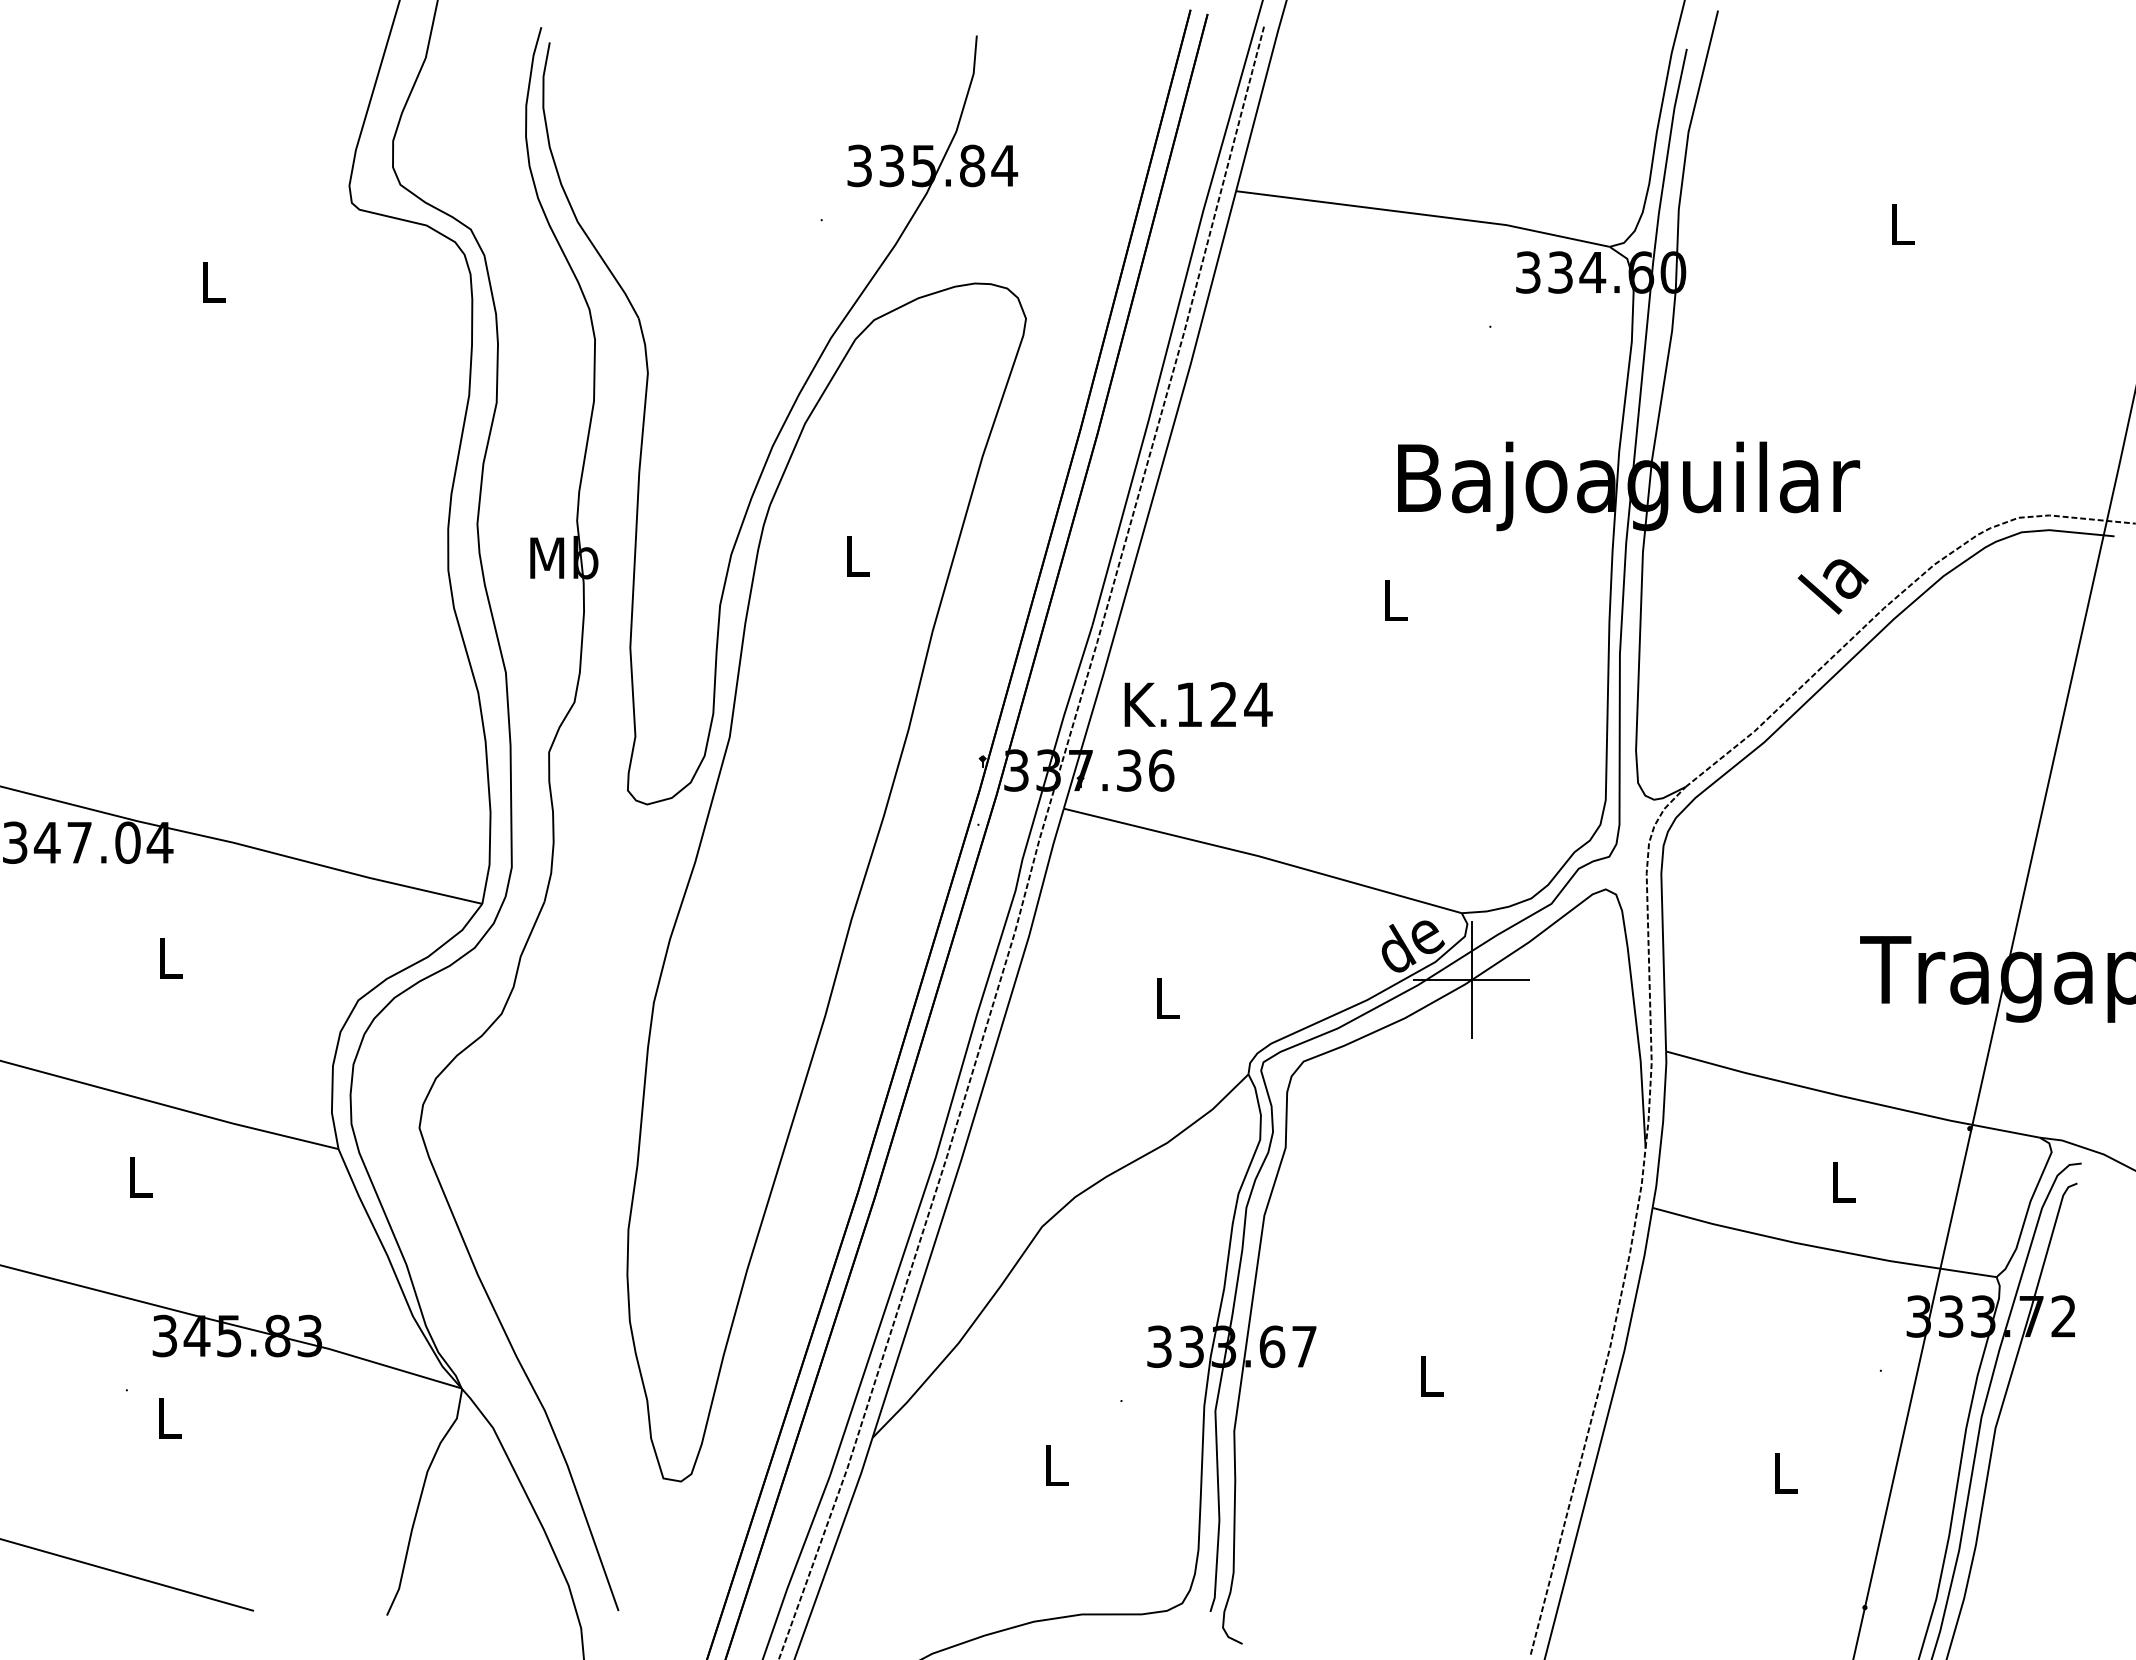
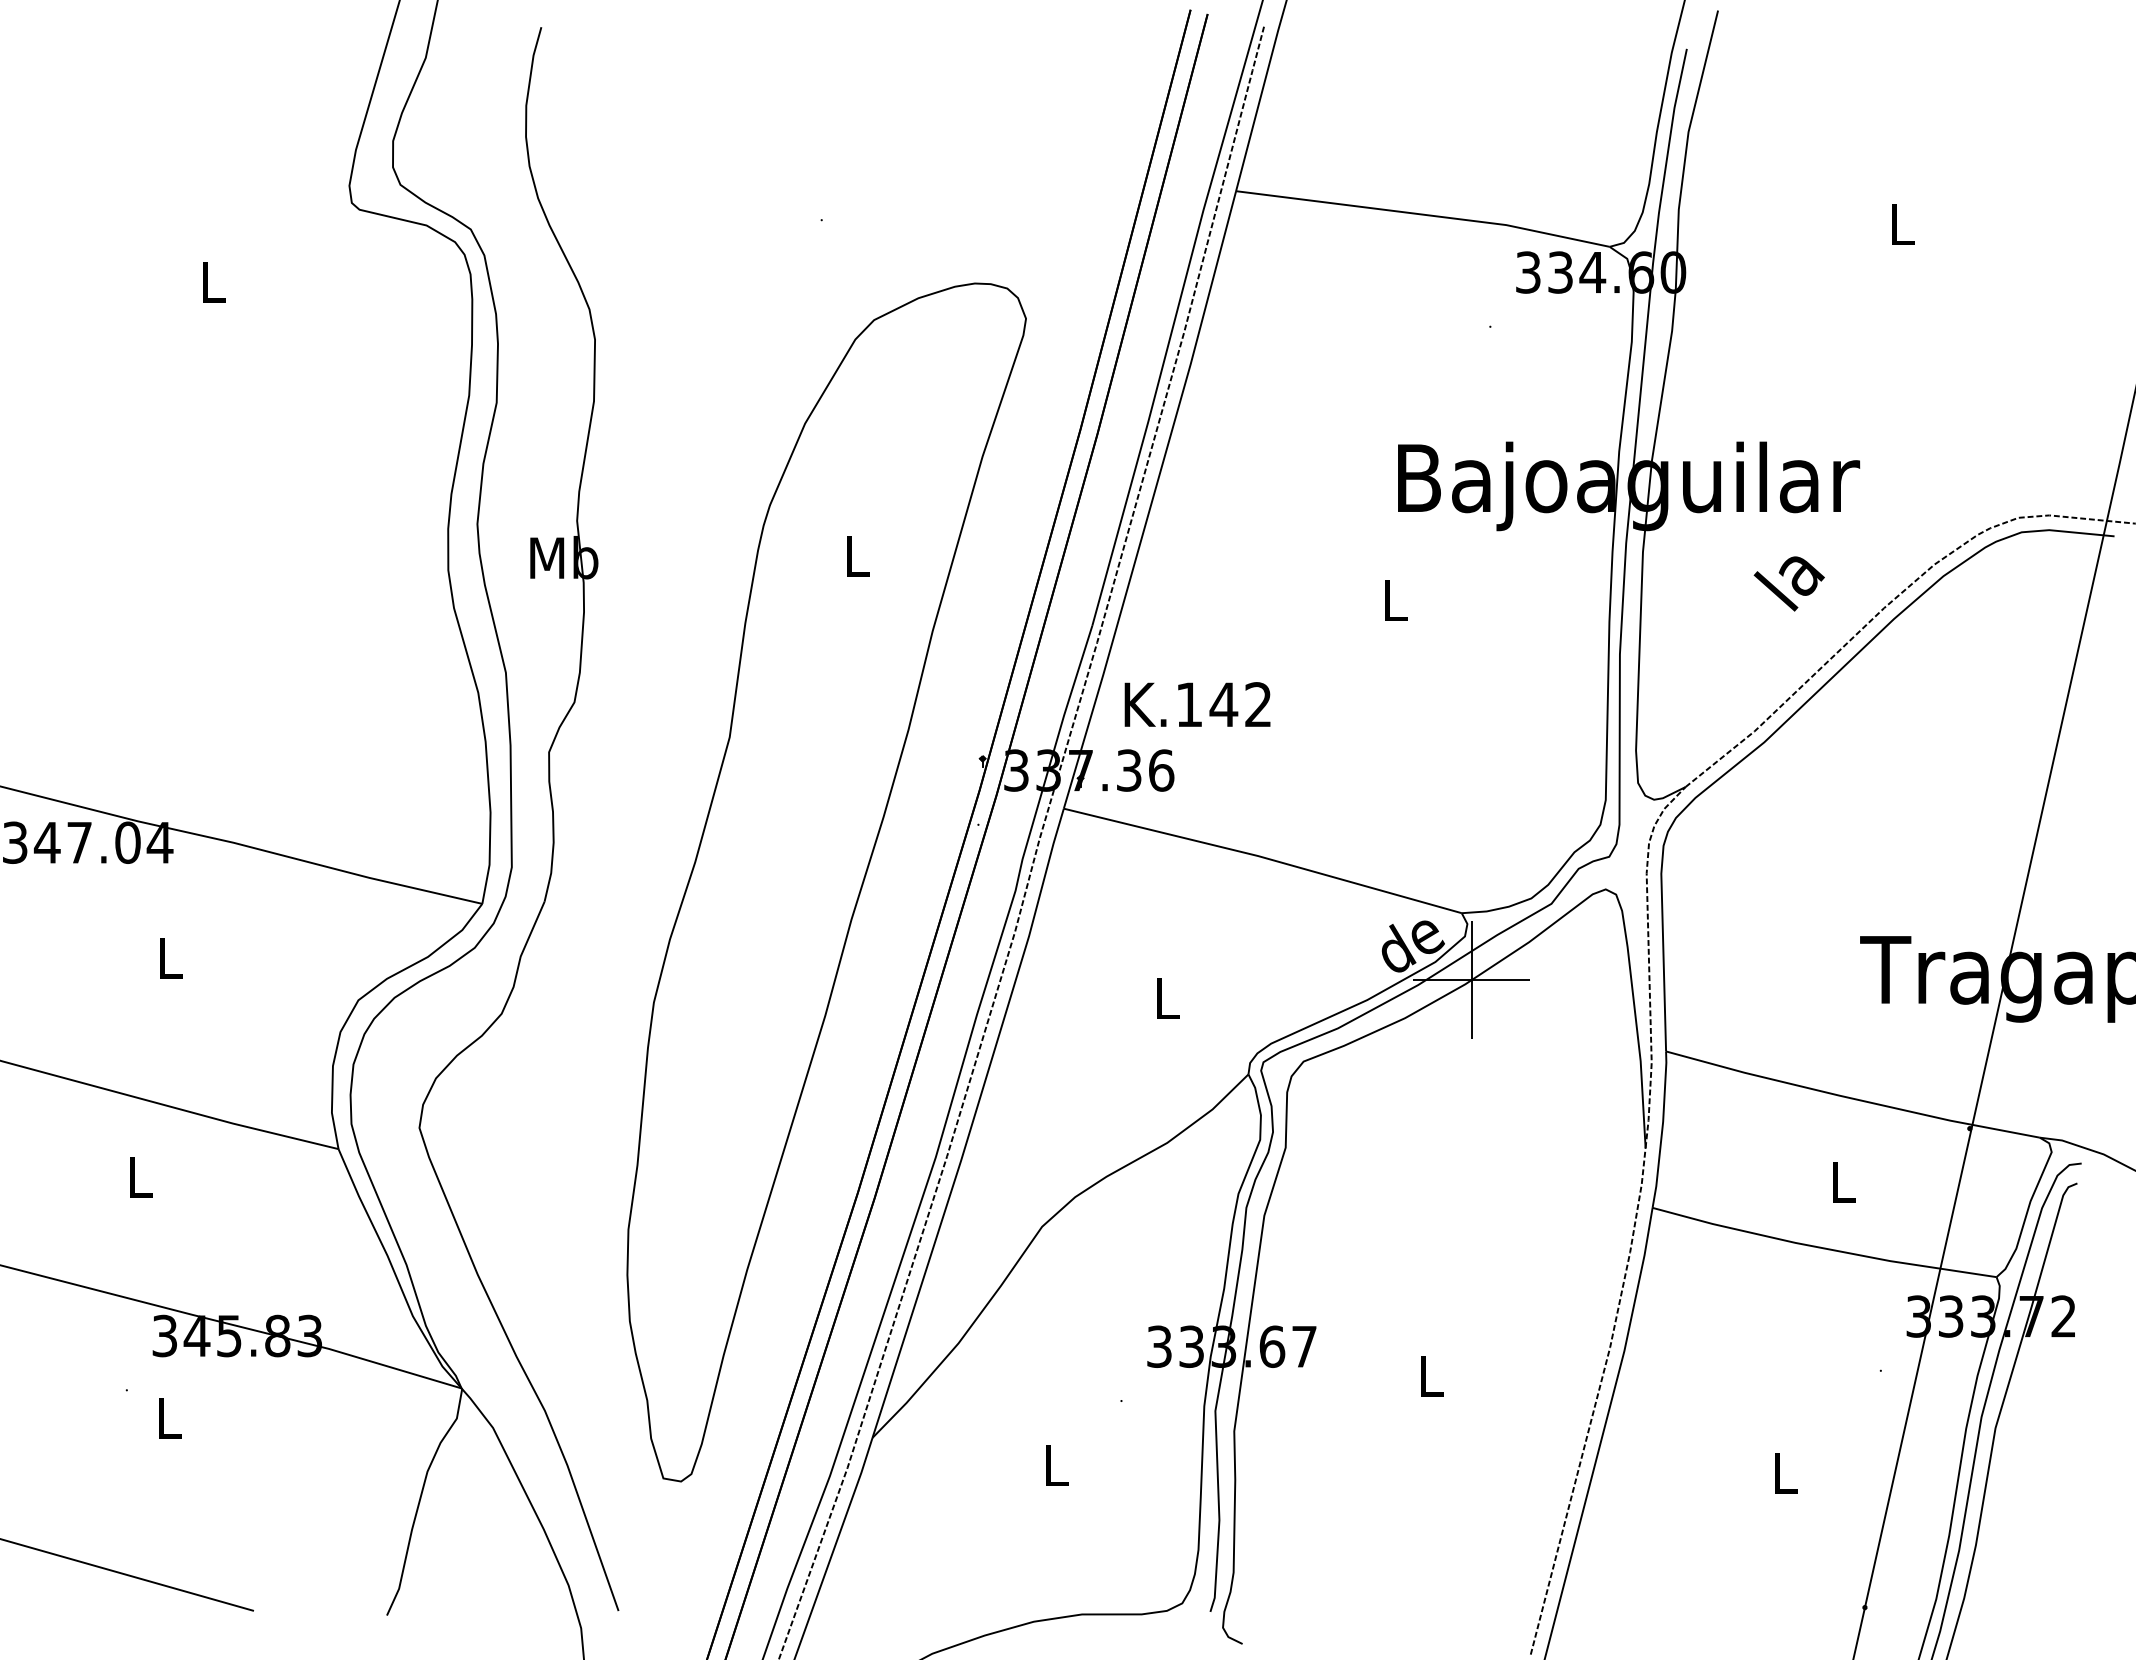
part: present -> none (780, 420)
text position: (1832, 586) -> (1788, 583) (1788, 583)
text: K.124 -> K.142 (1240, 704)
